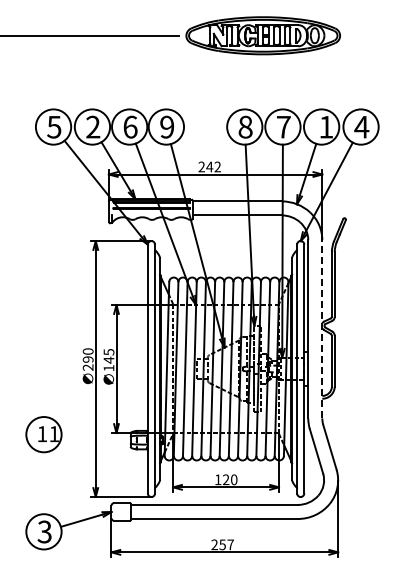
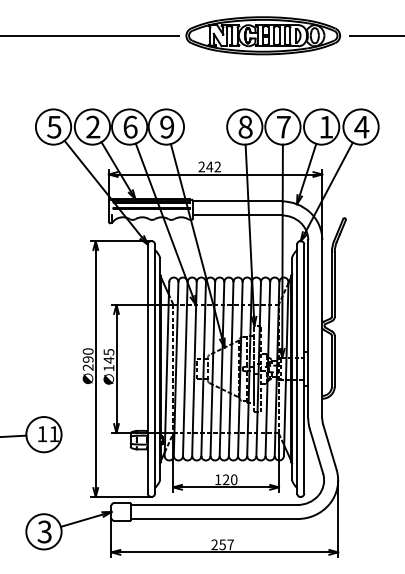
line: none -> present (375, 35)
line: dashed -> solid (322, 328)
line: none -> present (14, 435)
